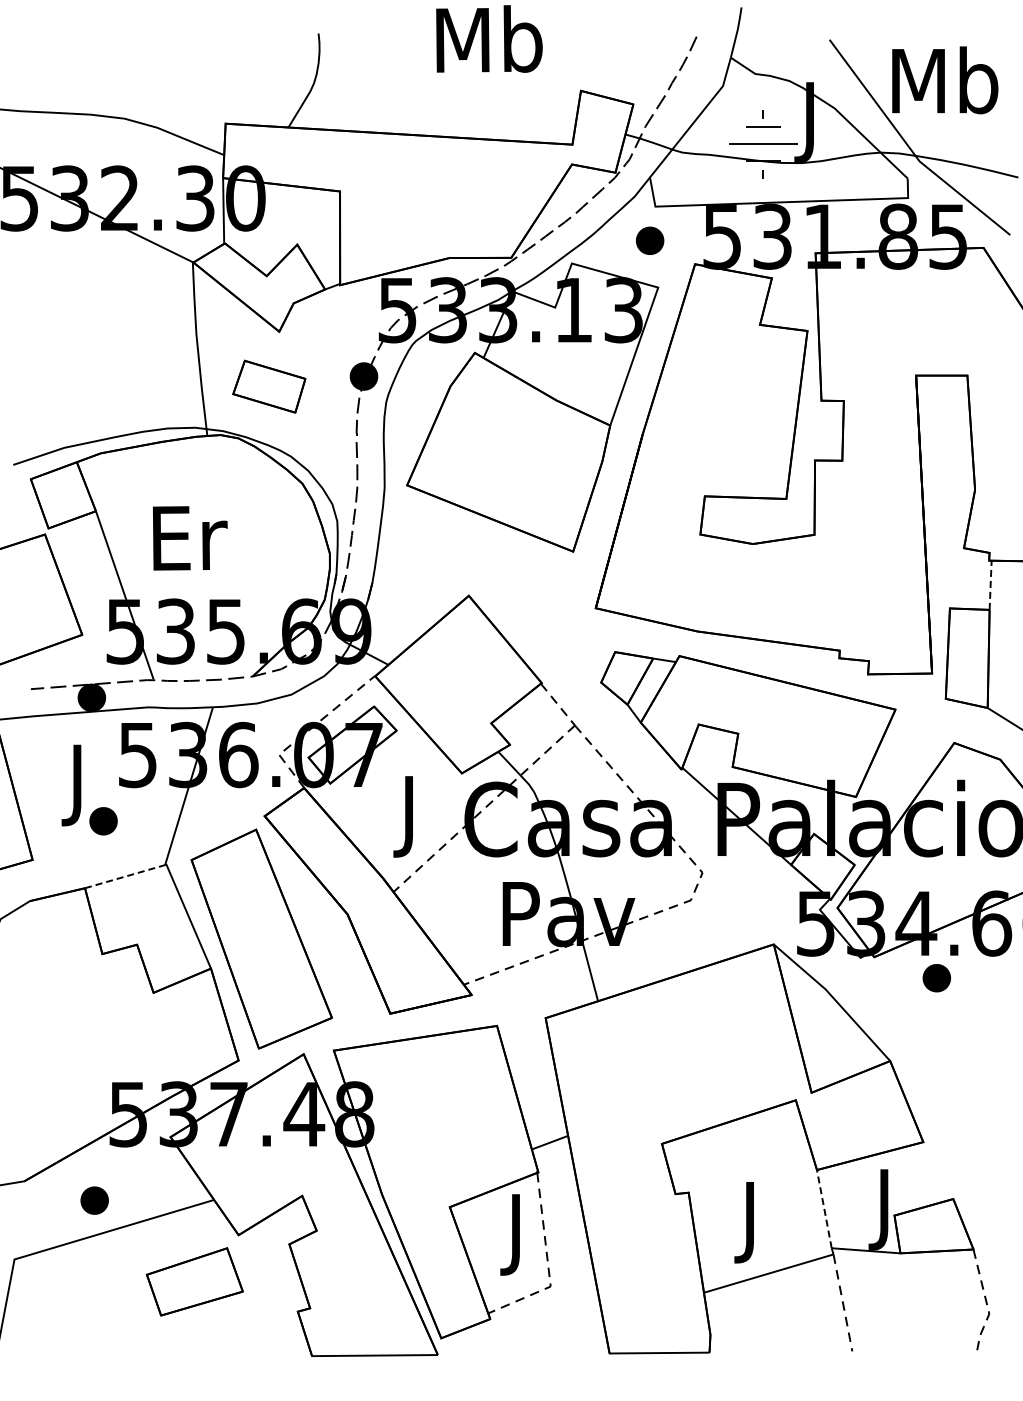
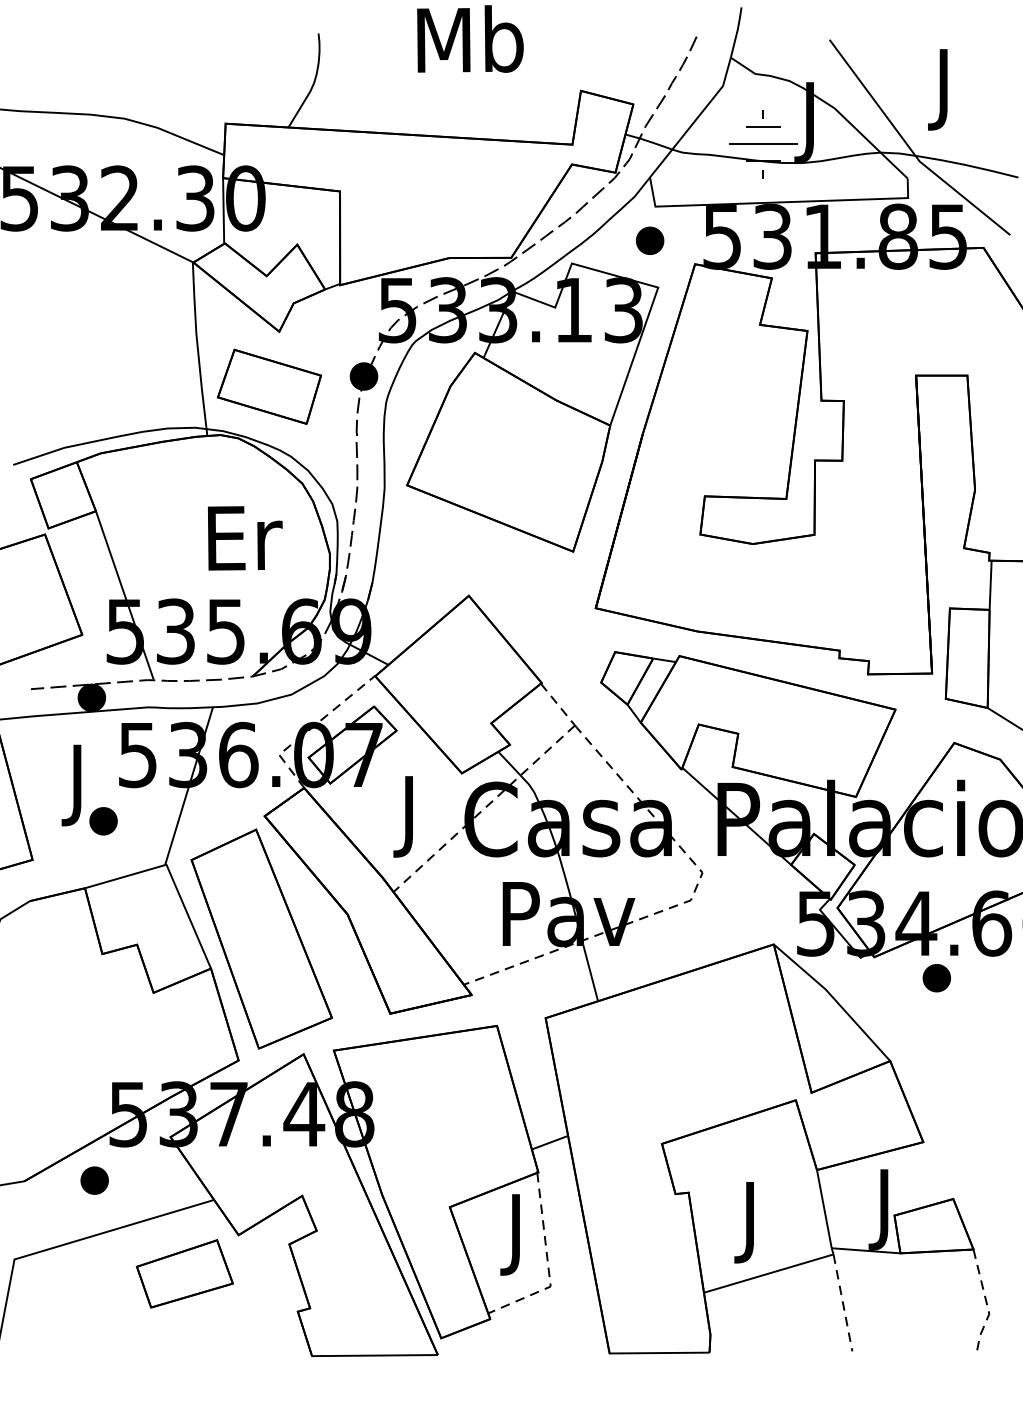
text position: (489, 38) -> (470, 38) (470, 38)
text: Mb -> J (945, 88)
part size: 75x55 px -> 106x77 px (268, 386)
text position: (190, 538) -> (245, 538) (245, 538)
line: dashed -> solid (990, 585)
line: dashed -> solid (125, 876)
part position: (94, 1200) -> (94, 1180) (94, 1180)
line: dashed -> solid (824, 1209)
part position: (194, 1281) -> (184, 1273) (184, 1273)
